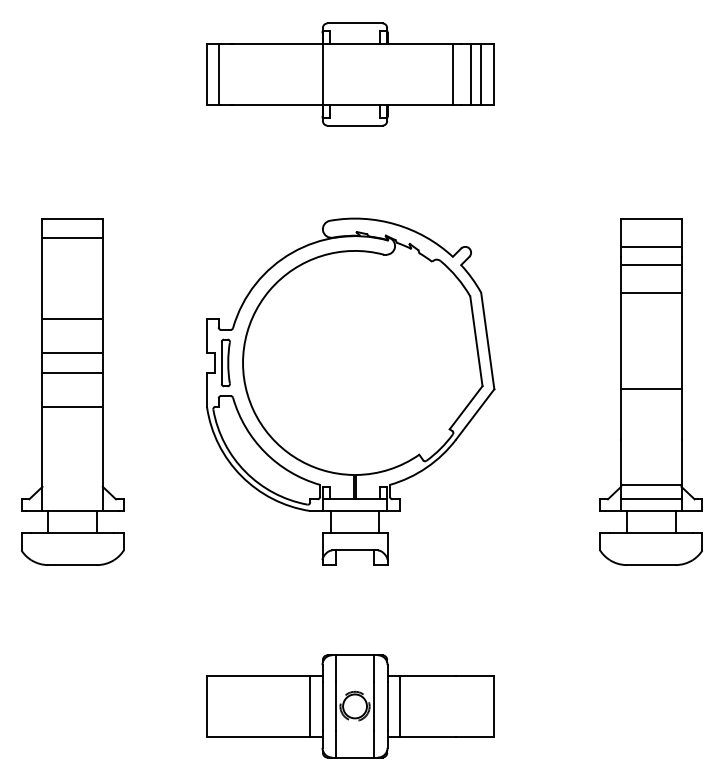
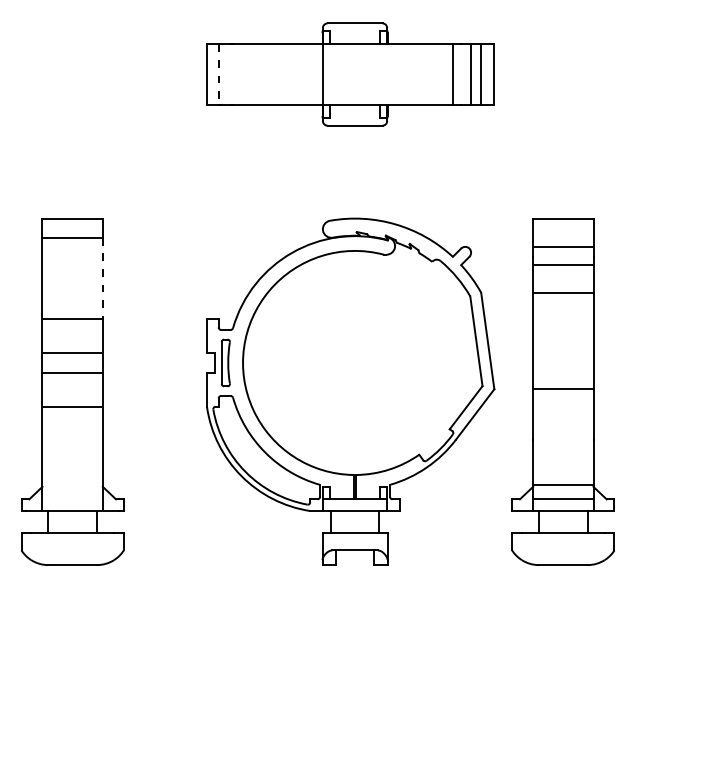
line: solid -> dashed (218, 75)
line: solid -> dashed (102, 278)
part position: (650, 391) -> (562, 391) (562, 391)
part: present -> none (350, 706)
